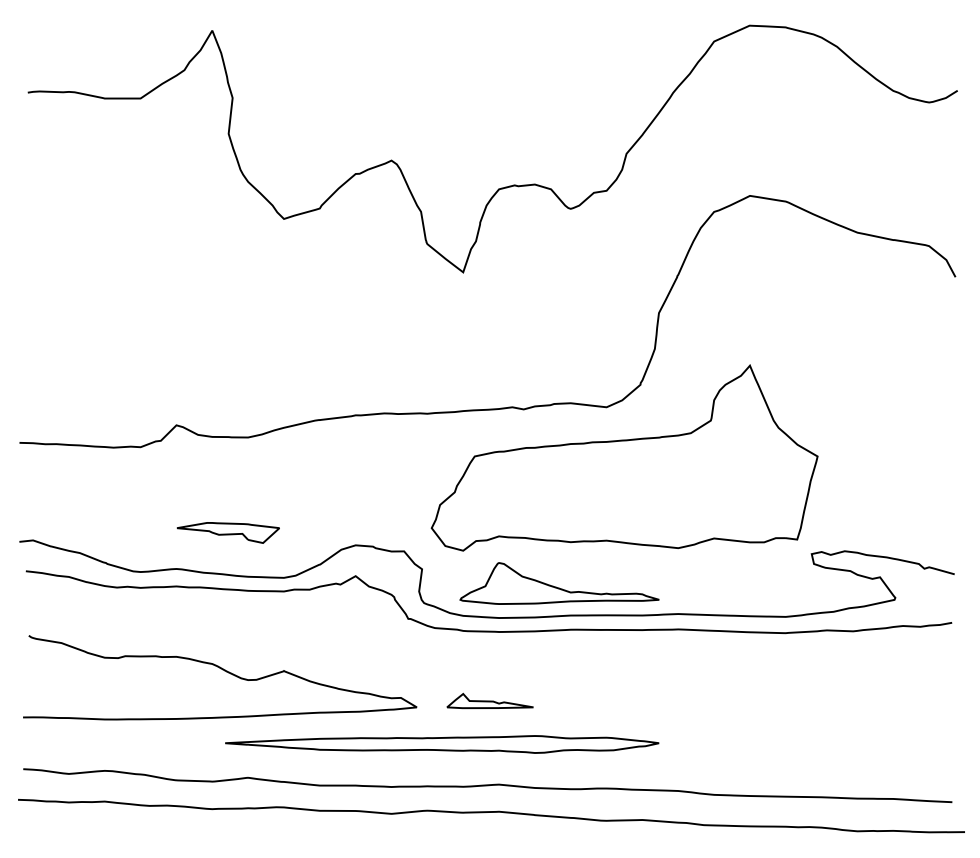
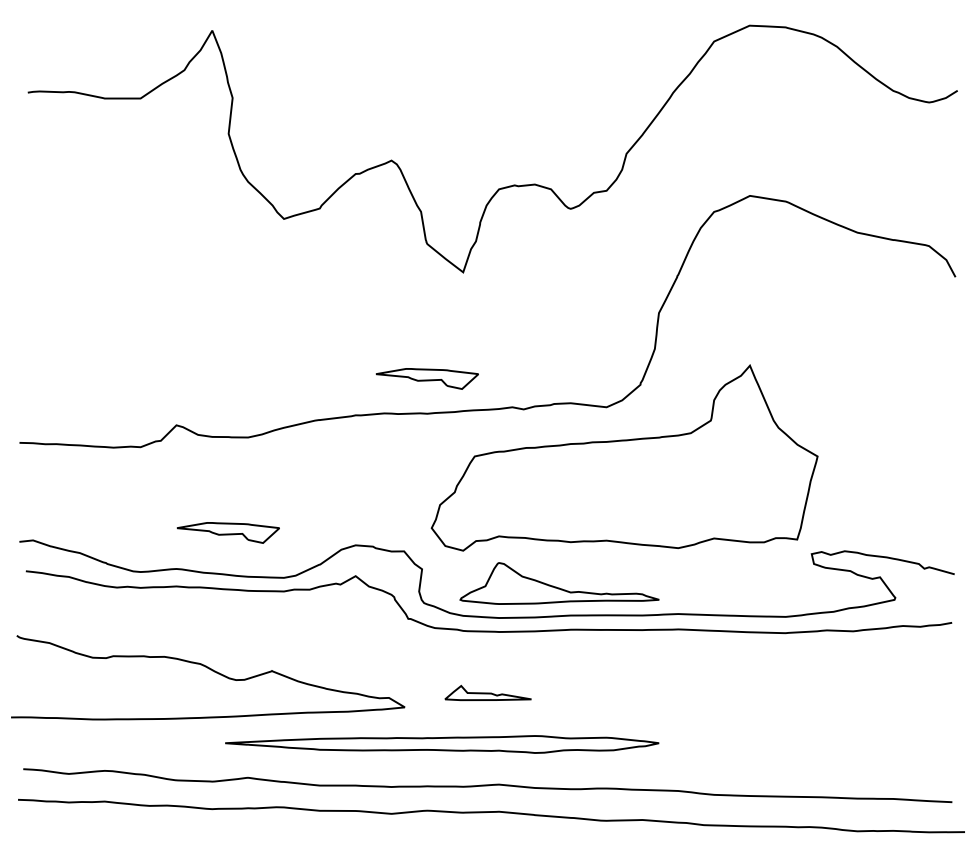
part: none -> present (426, 378)
curve position: (224, 671) -> (212, 671) (212, 671)
part position: (489, 700) -> (487, 692) (487, 692)
